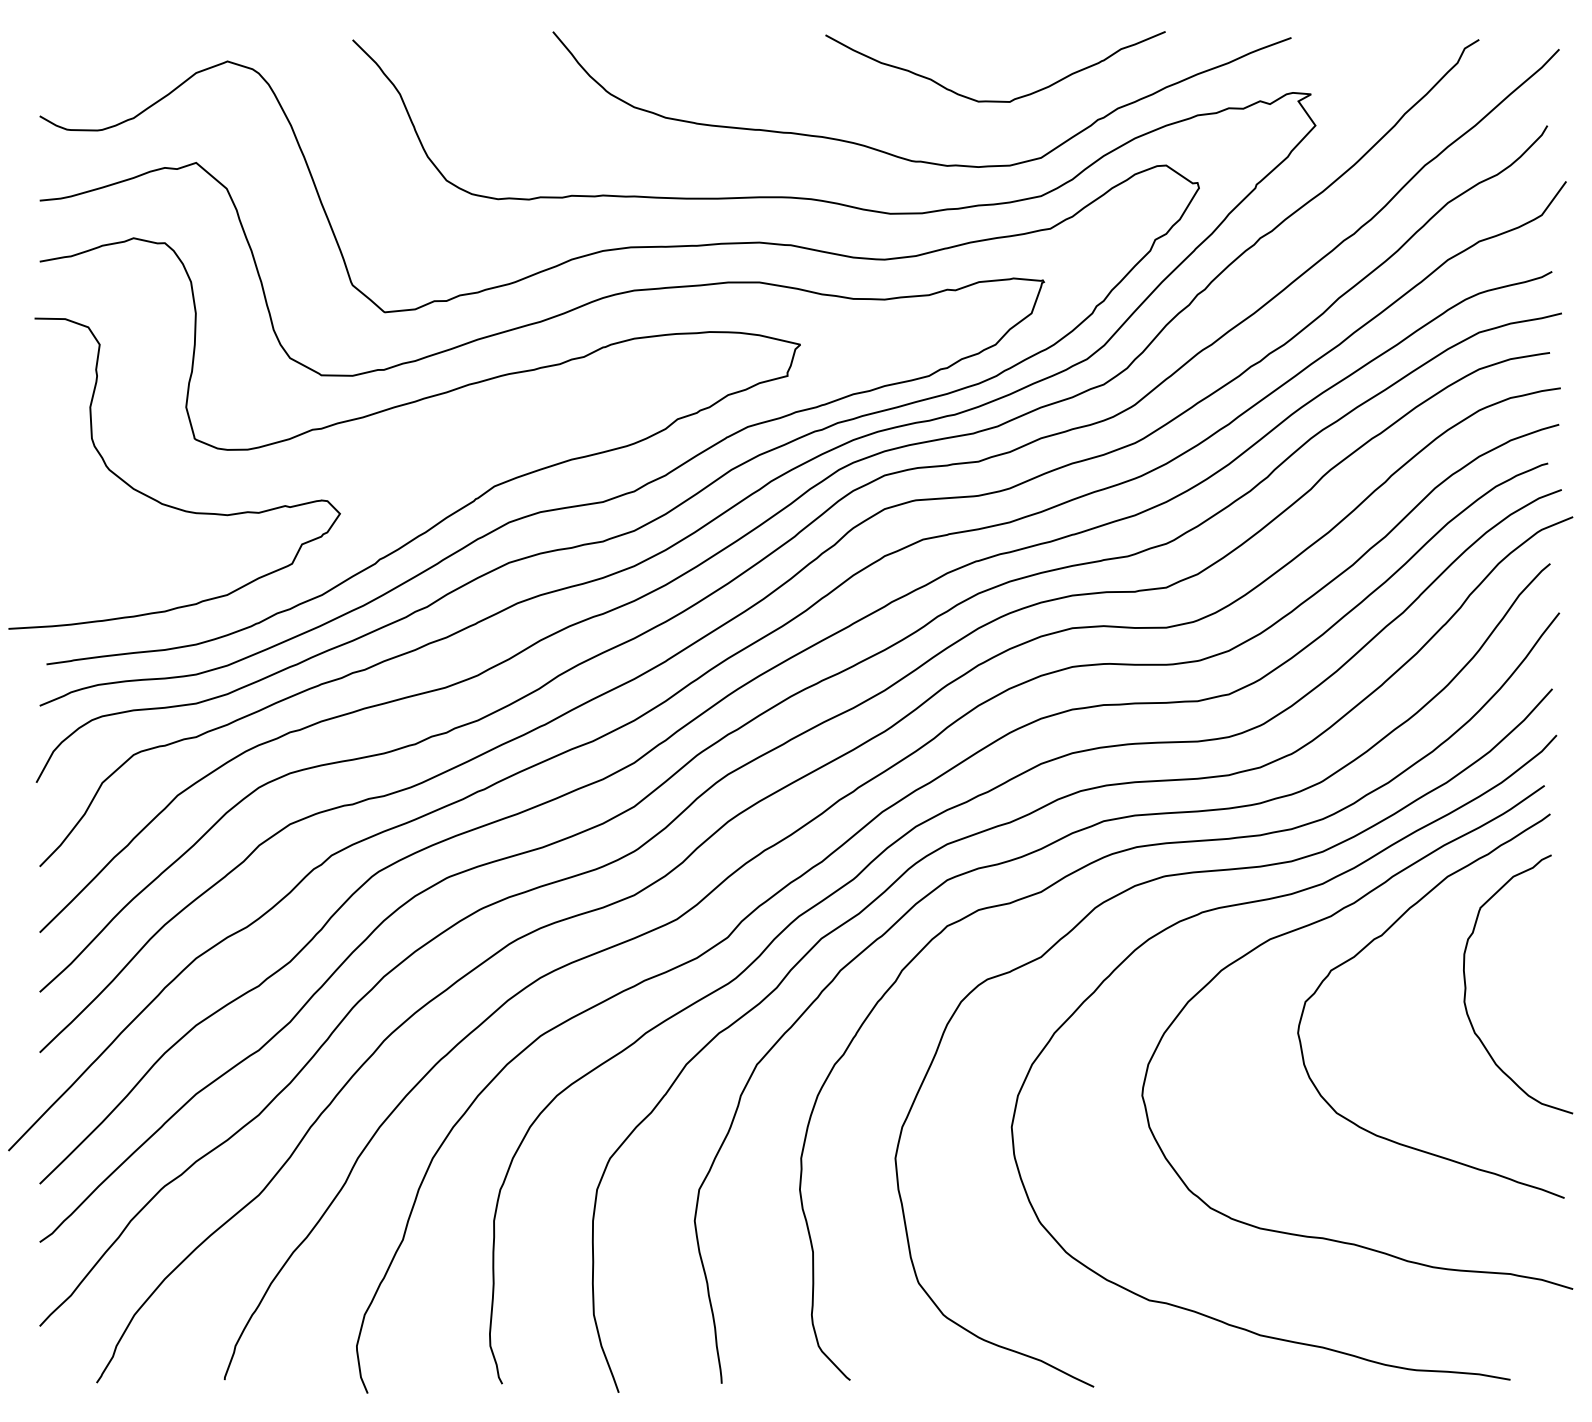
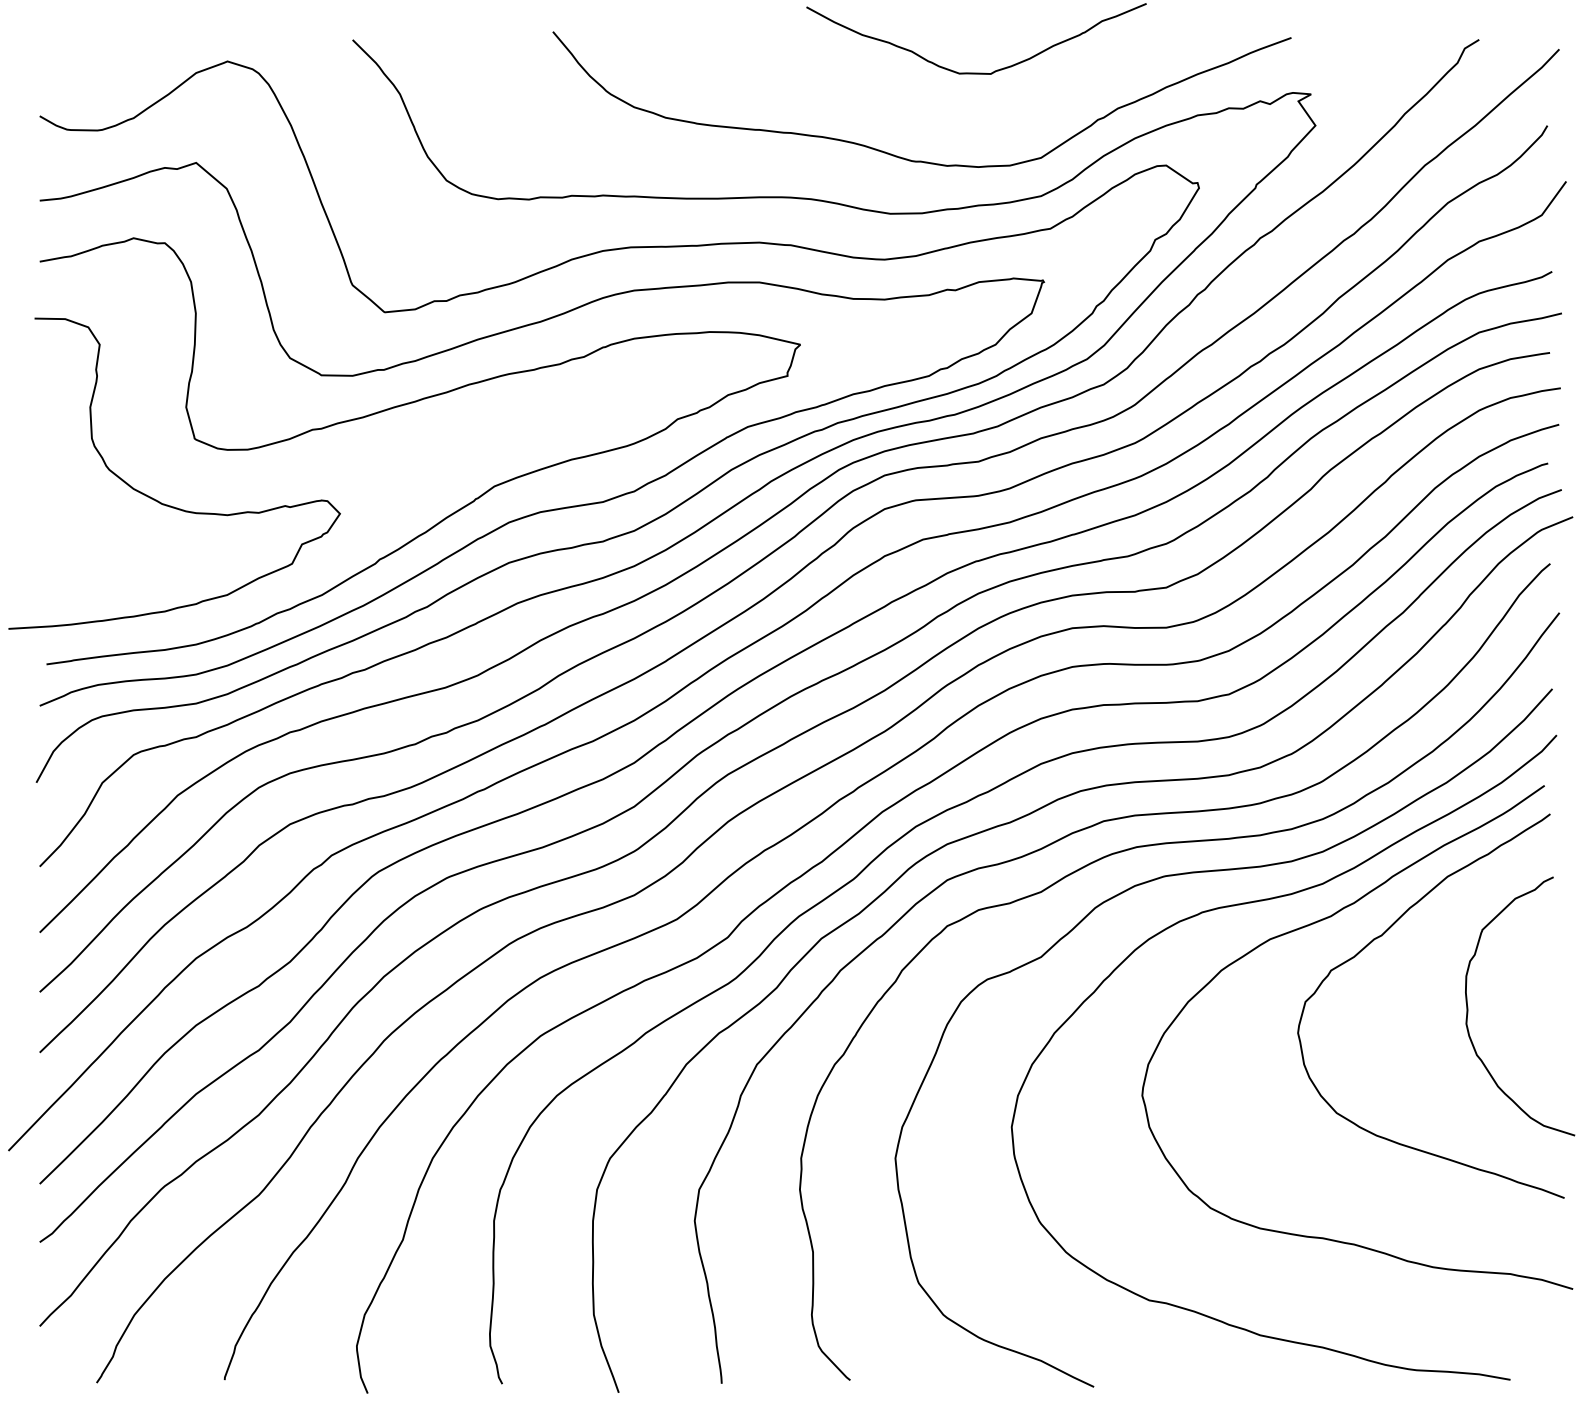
curve position: (995, 100) -> (976, 72) (976, 72)
curve position: (1466, 984) -> (1468, 1006) (1468, 1006)
